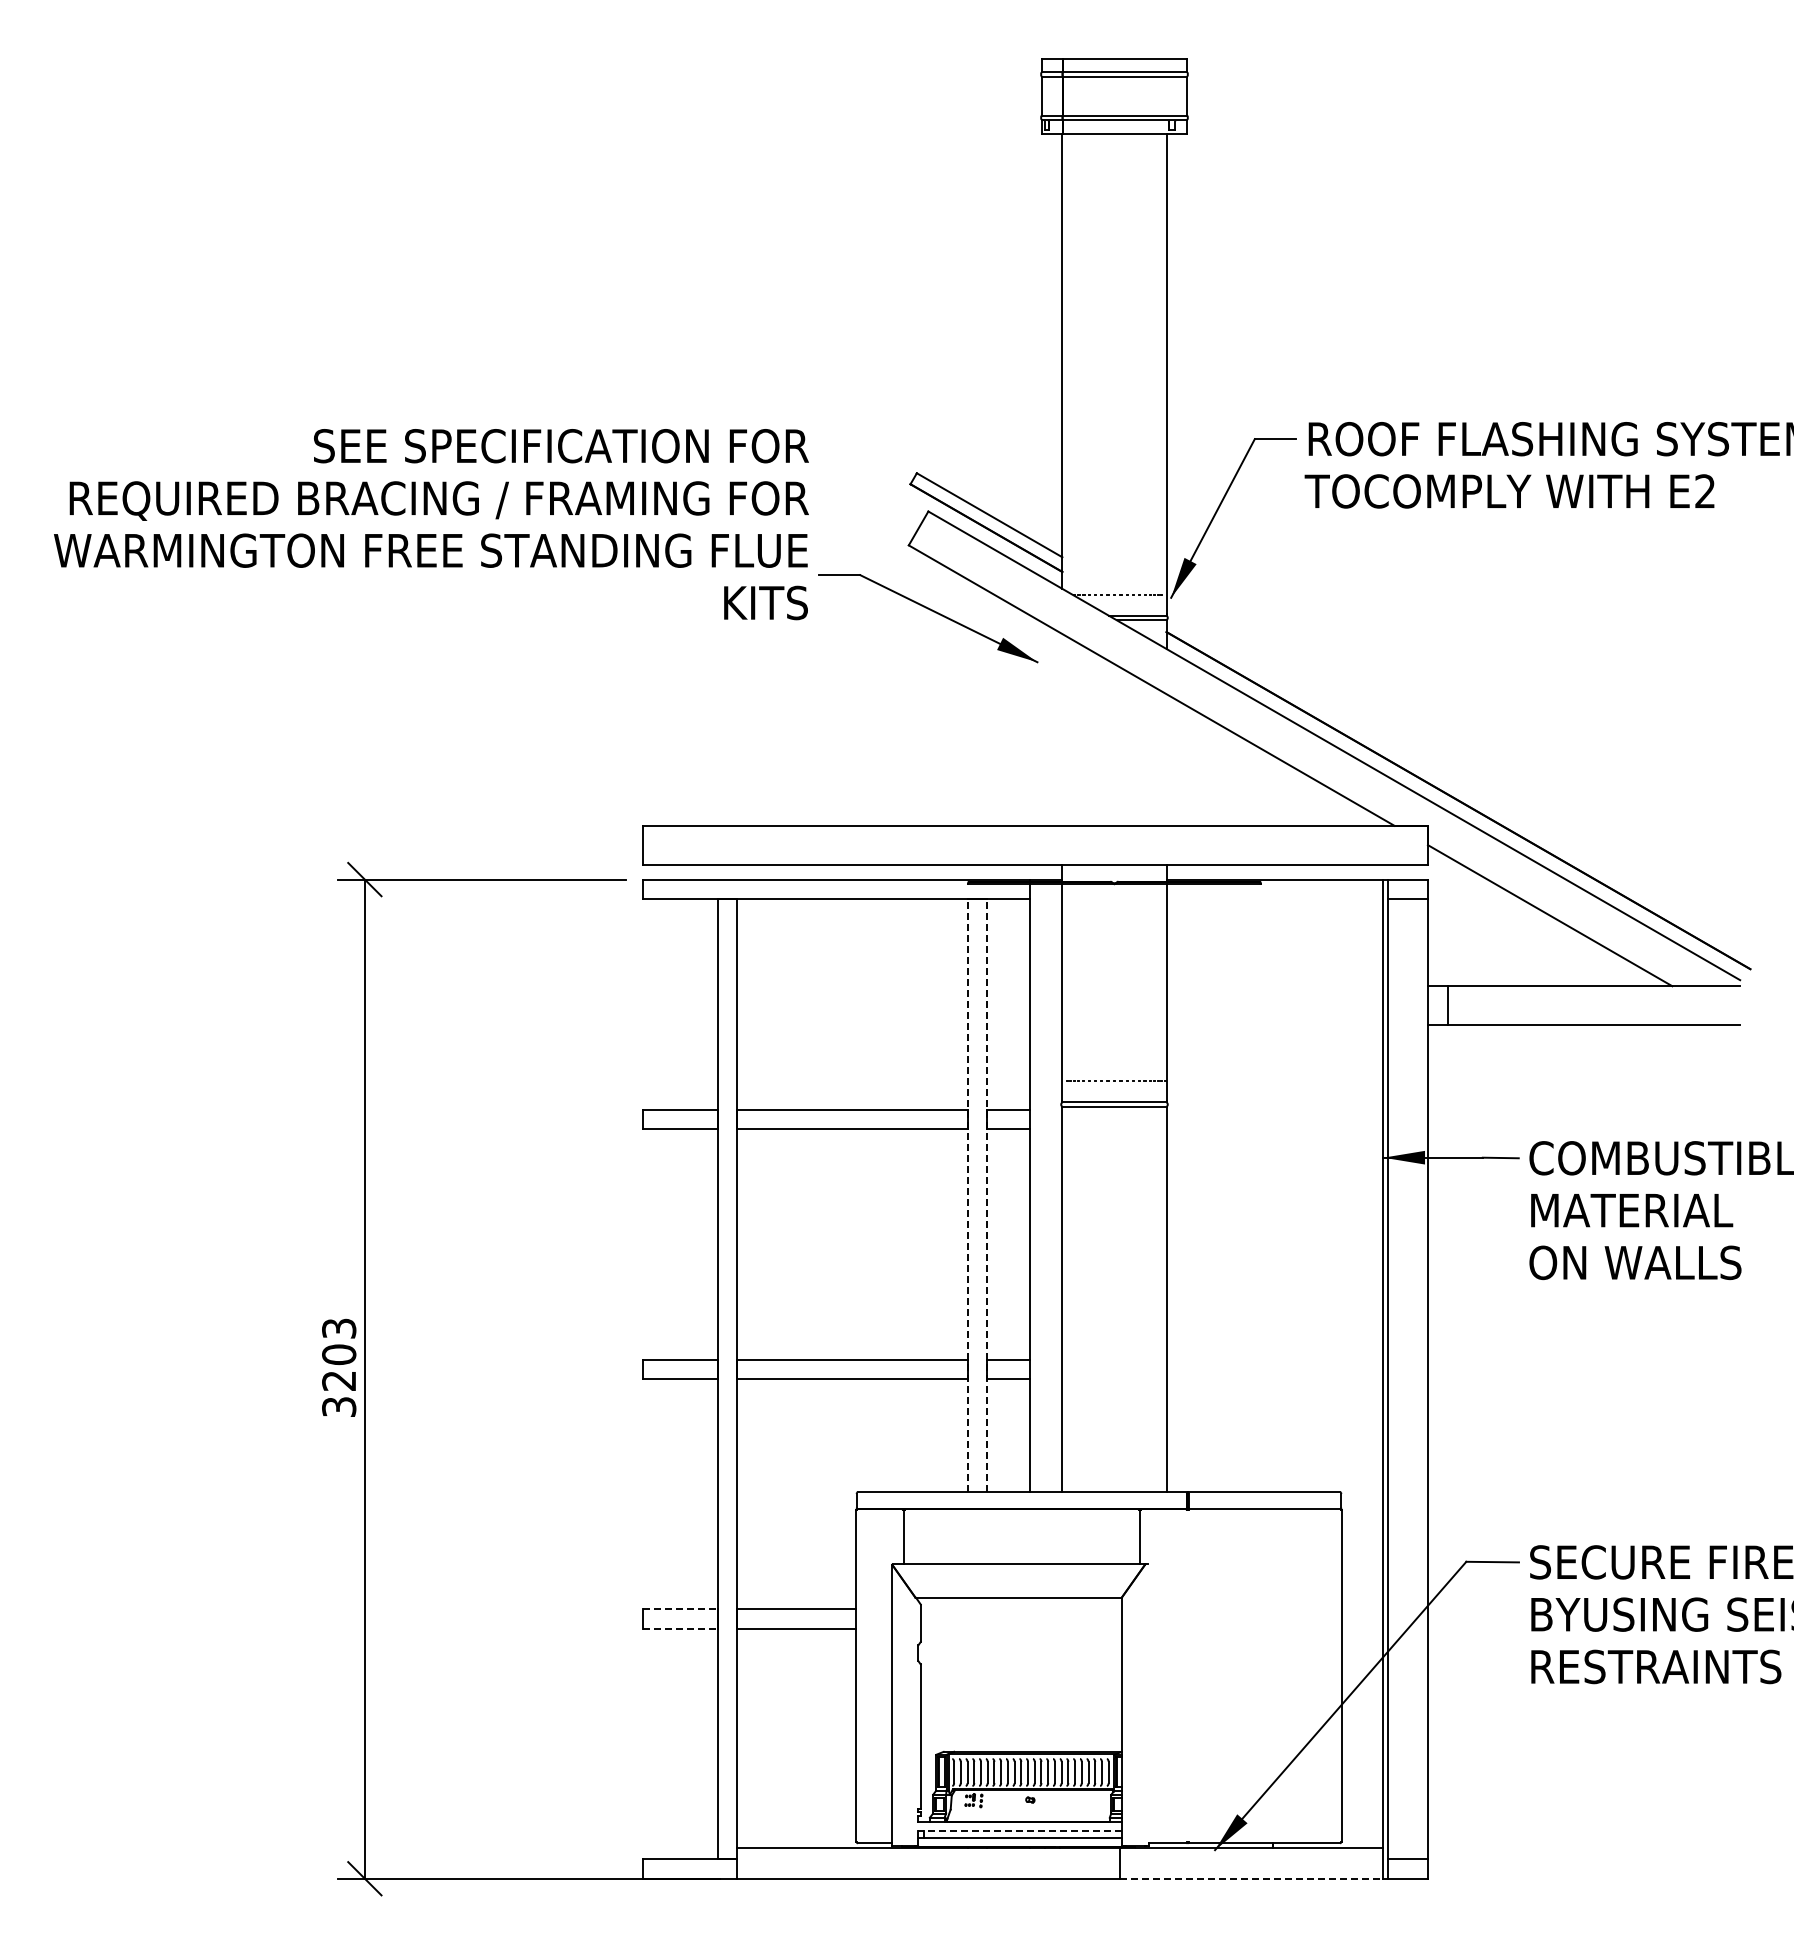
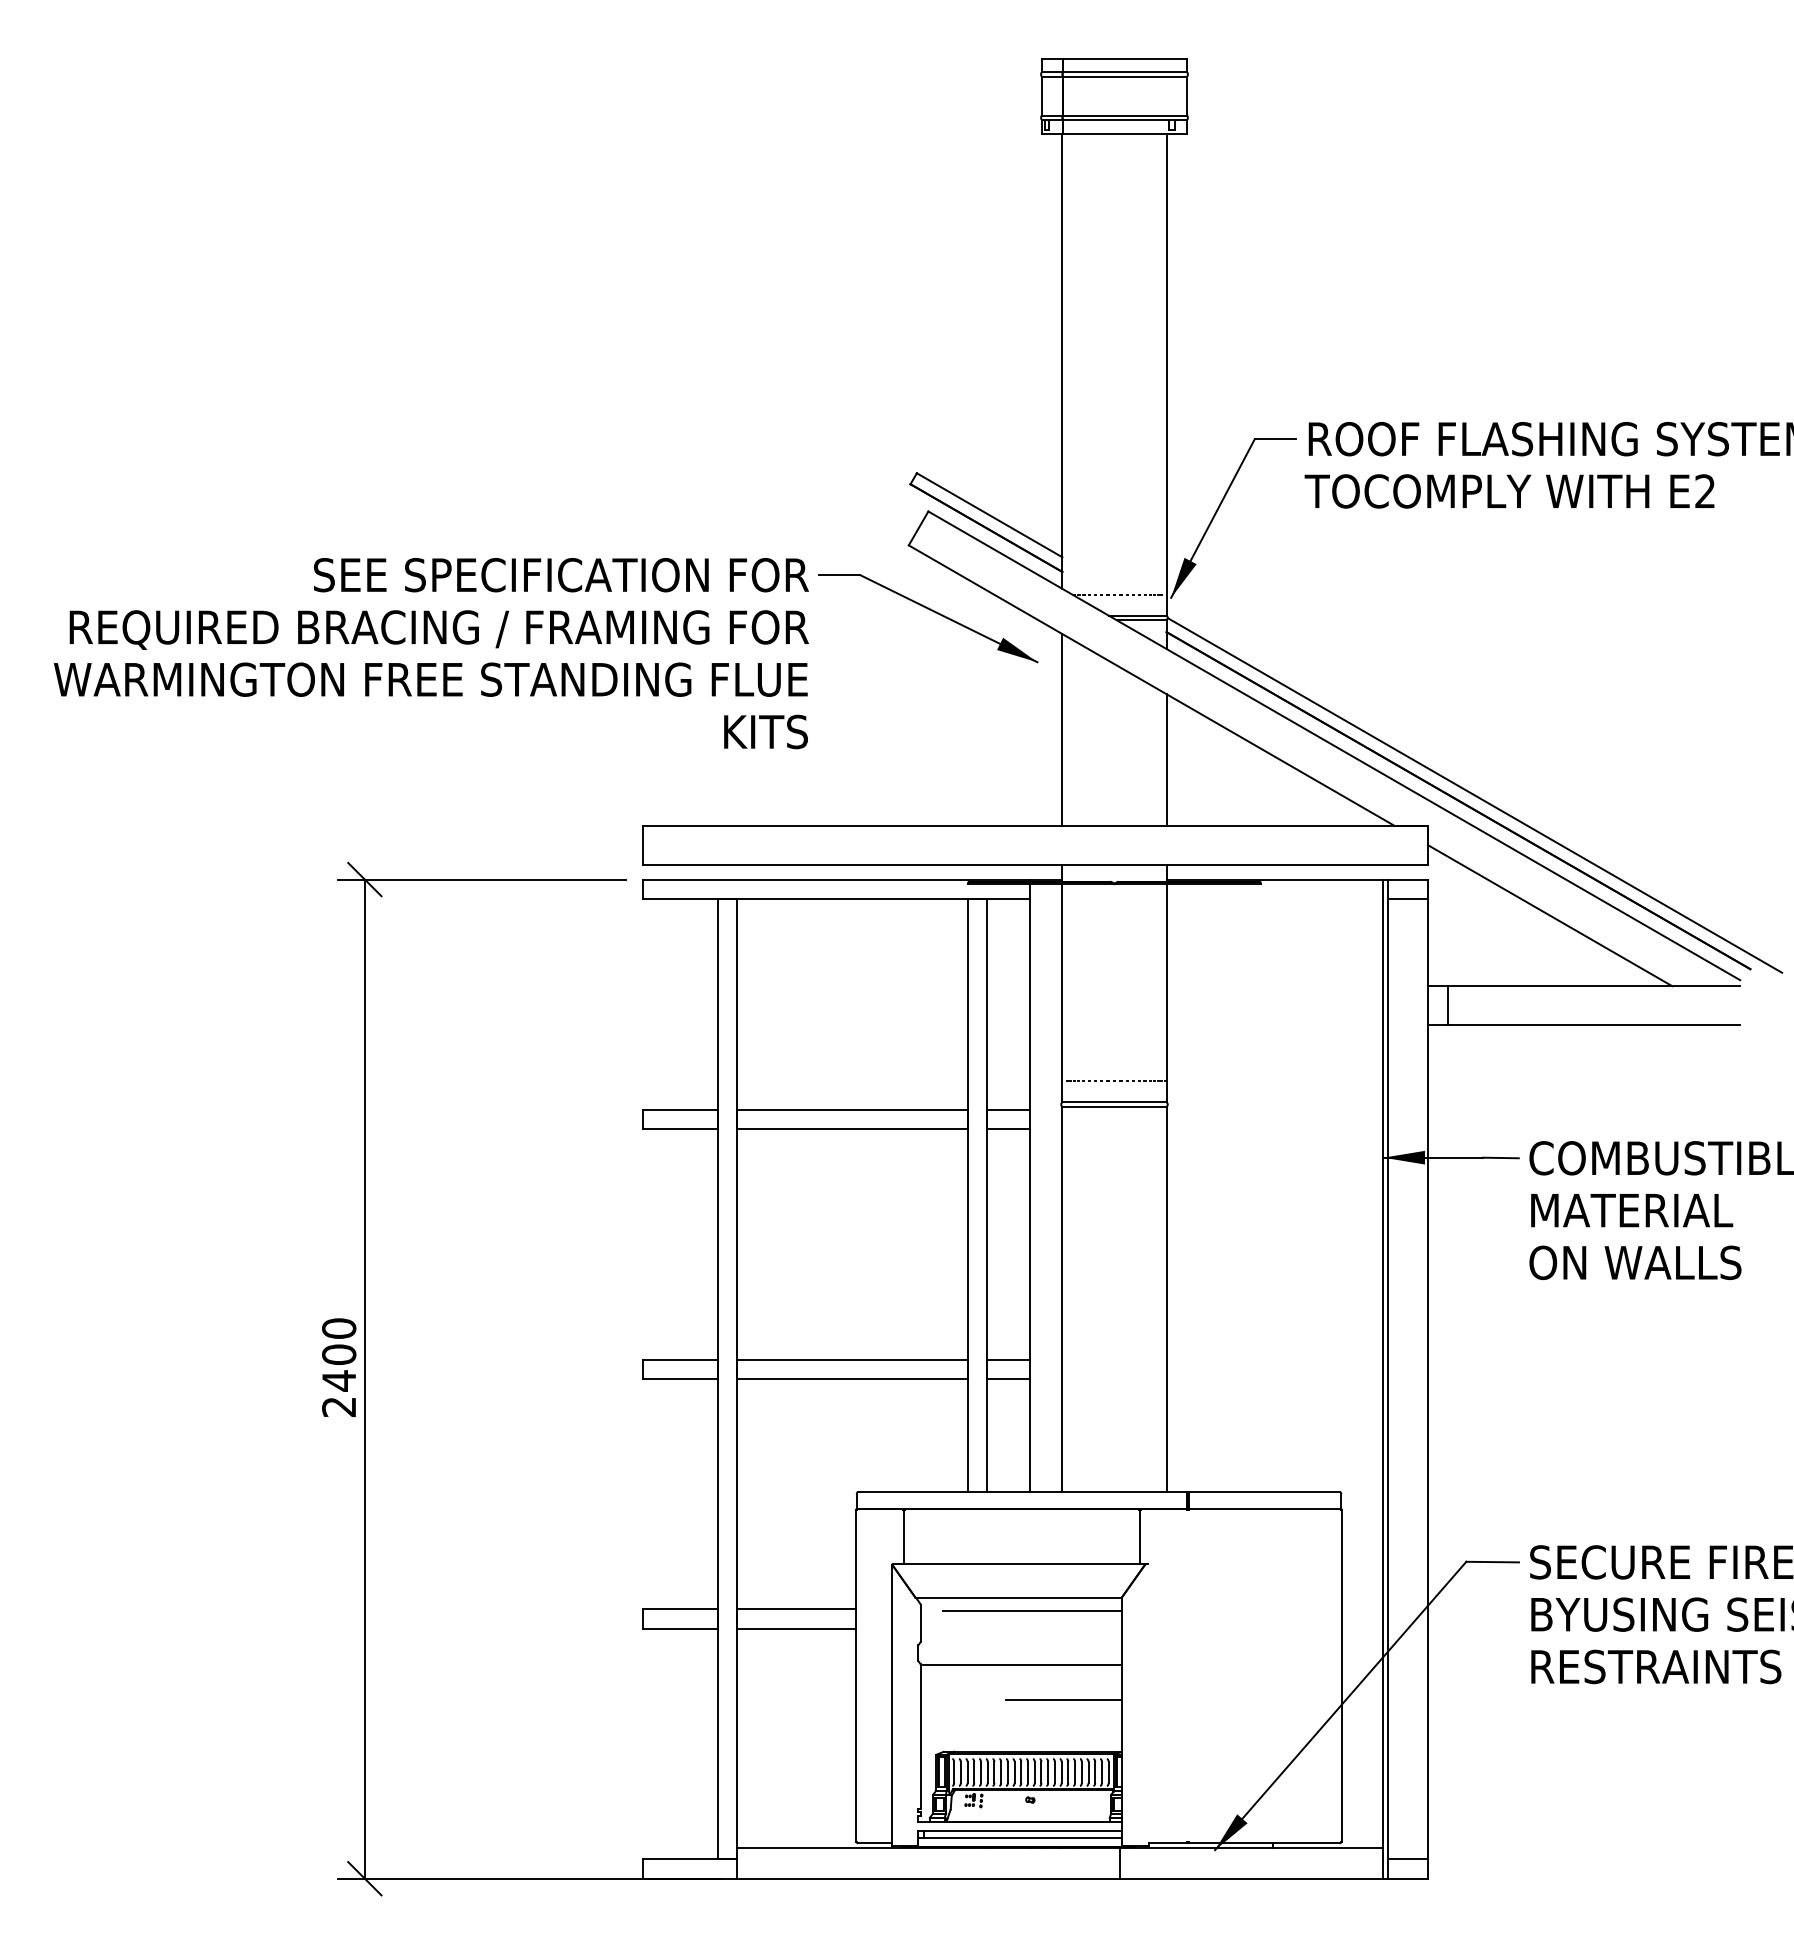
text position: (431, 524) -> (431, 653) (431, 653)
line: none -> present (1062, 729)
line: none -> present (1166, 759)
line: none -> present (1474, 795)
line: dashed -> solid (967, 1195)
line: dashed -> solid (987, 1195)
text: 3203 -> 2400 (339, 1367)
line: dashed -> solid (680, 1609)
line: none -> present (1031, 1610)
line: dashed -> solid (680, 1628)
line: none -> present (1021, 1664)
line: none -> present (1063, 1699)
line: dashed -> solid (1019, 1830)
line: dashed -> solid (1251, 1878)
